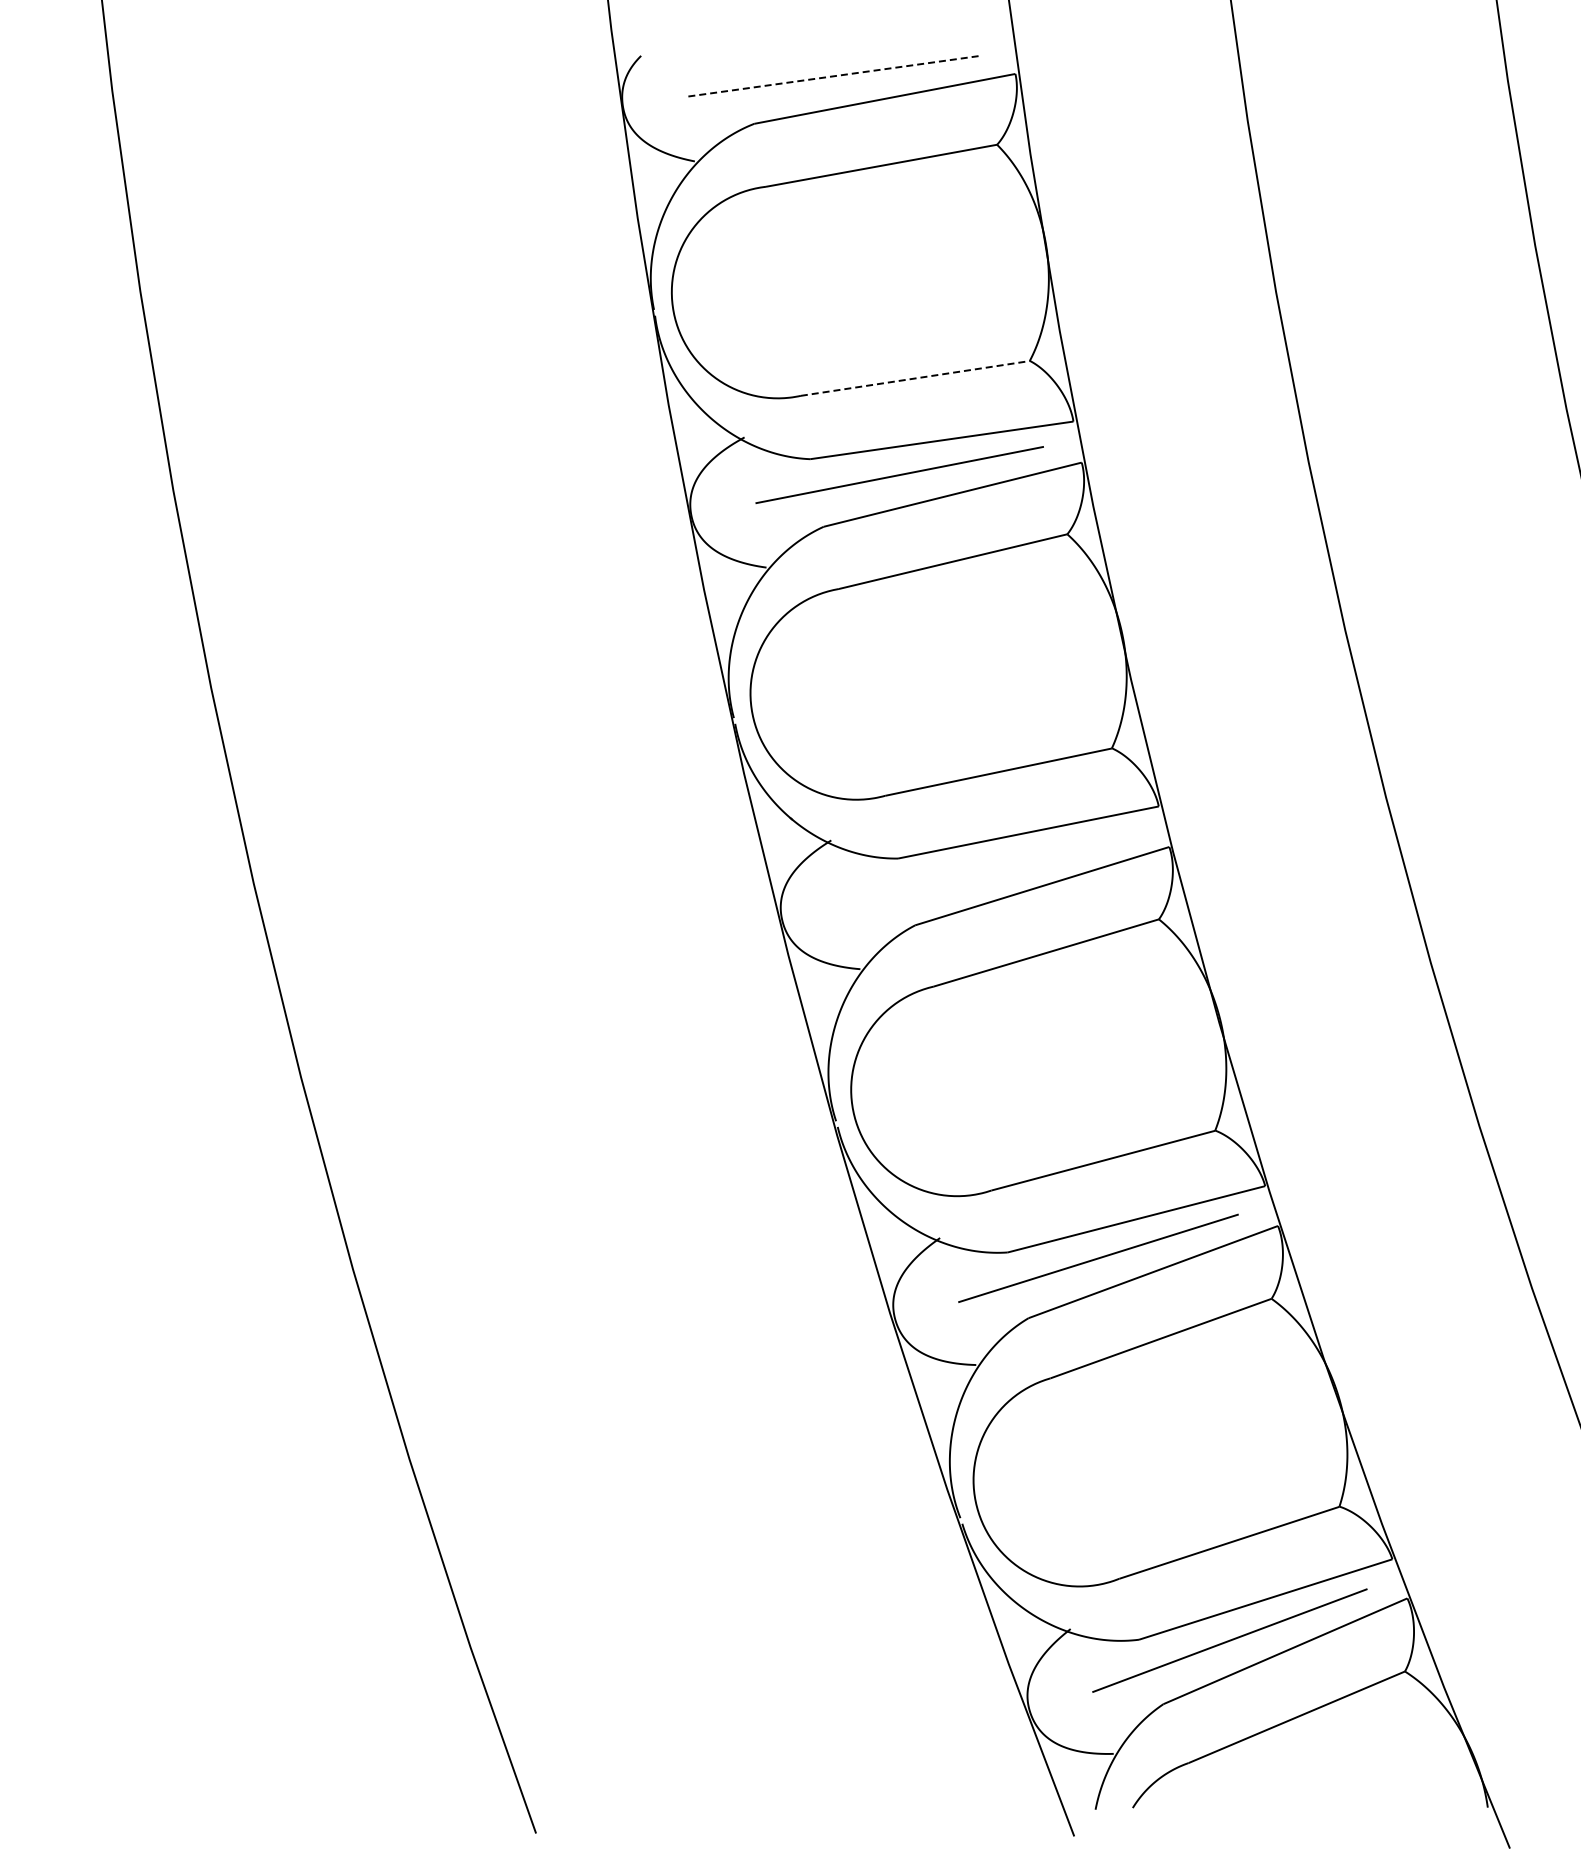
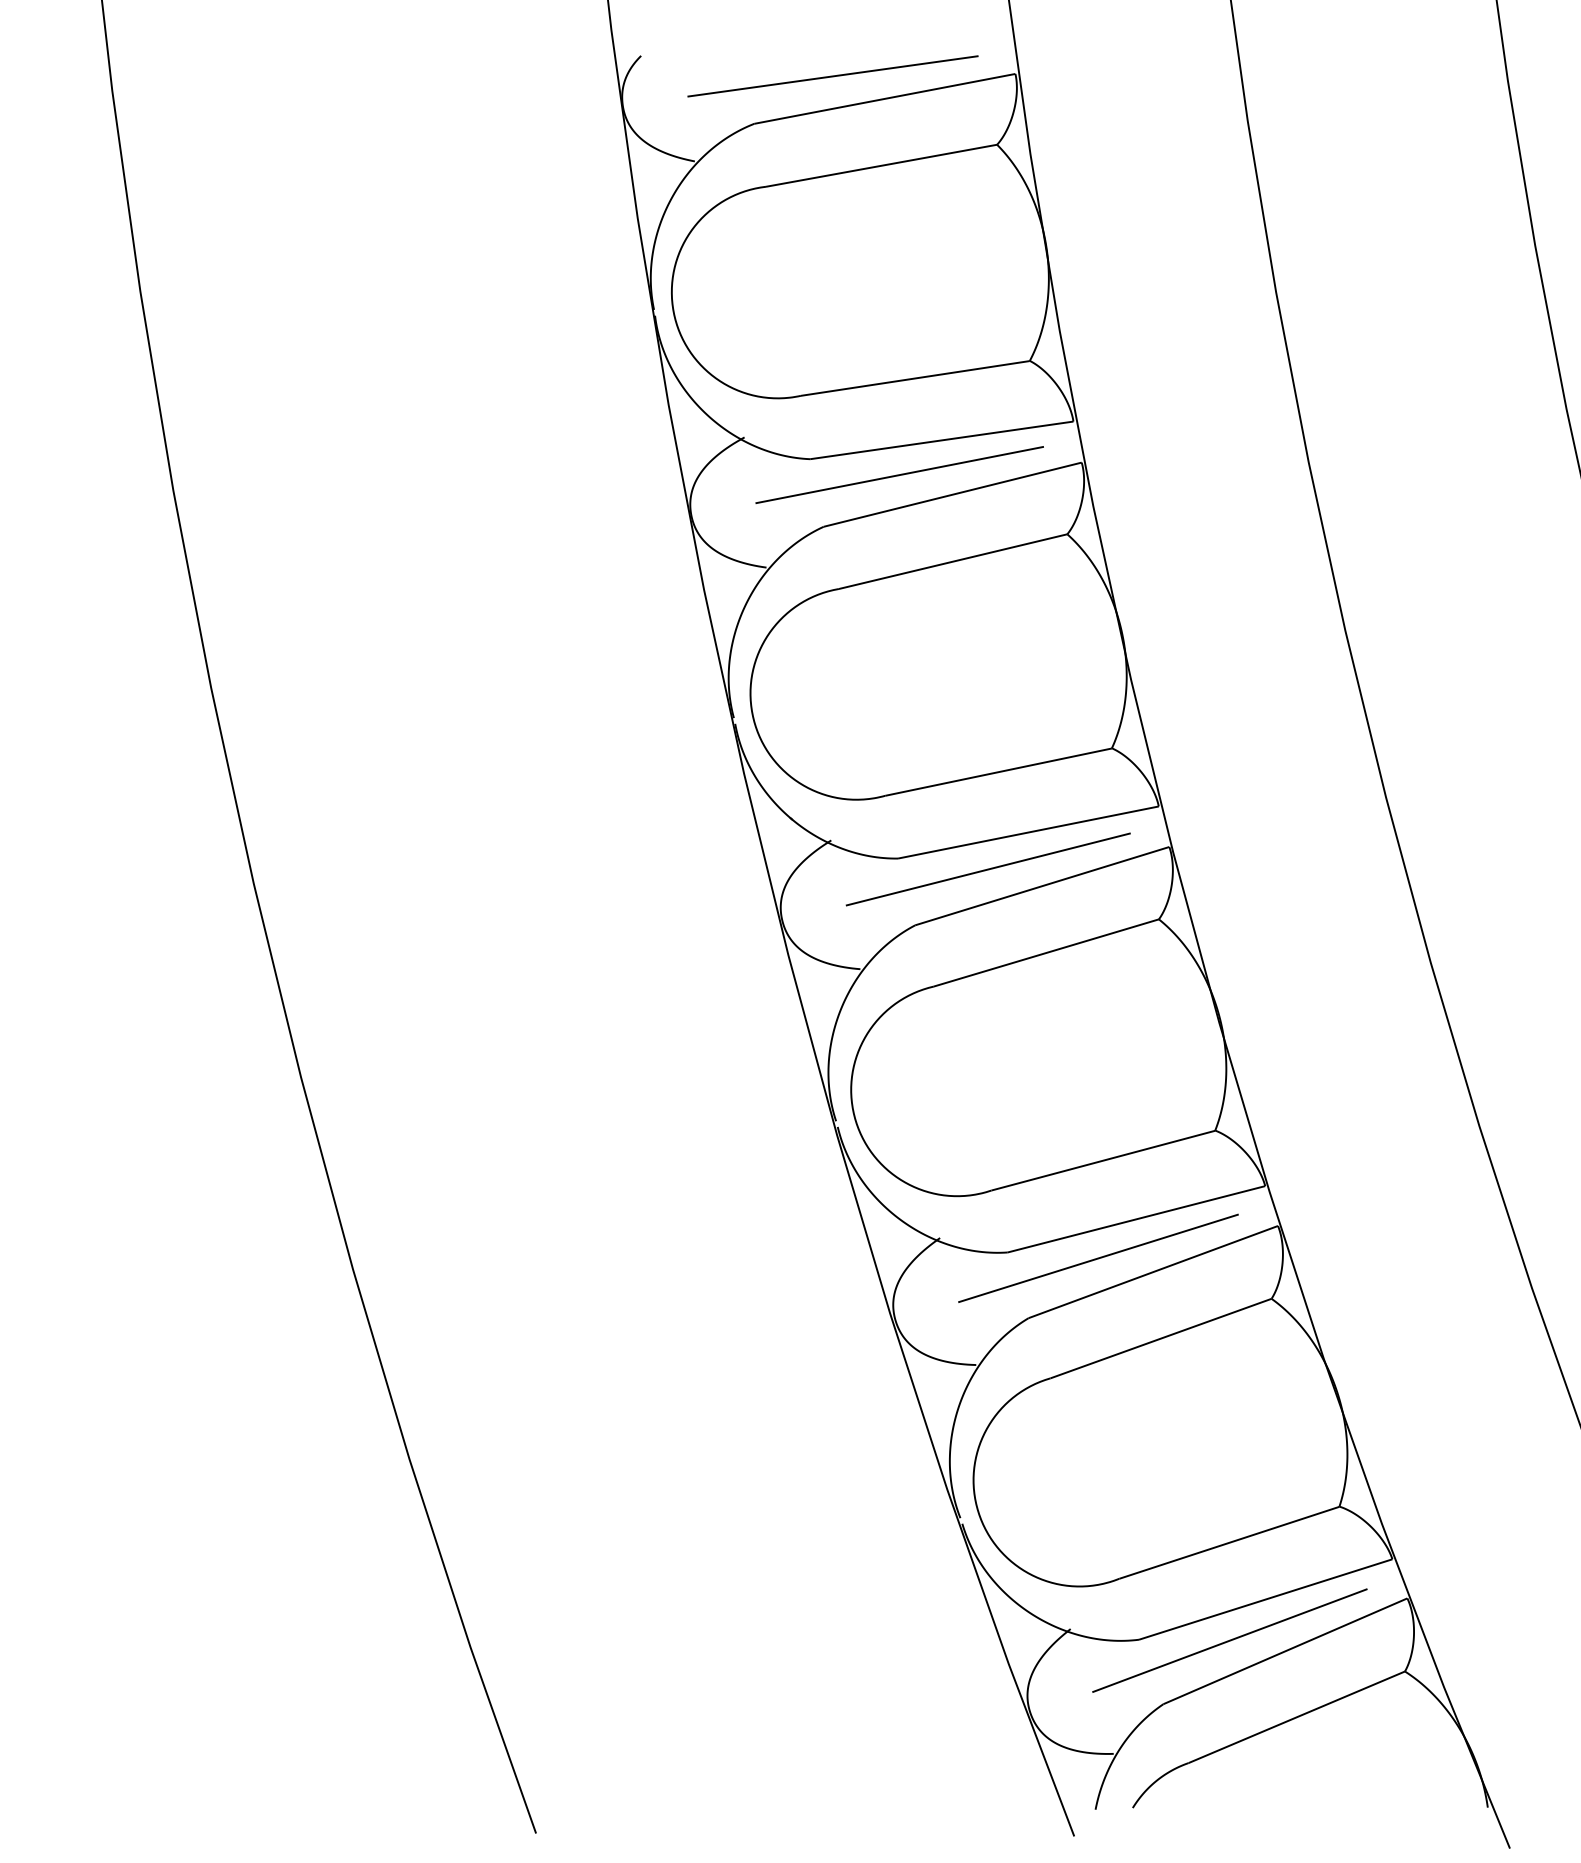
line: dashed -> solid (833, 76)
line: dashed -> solid (915, 378)
line: none -> present (987, 869)
